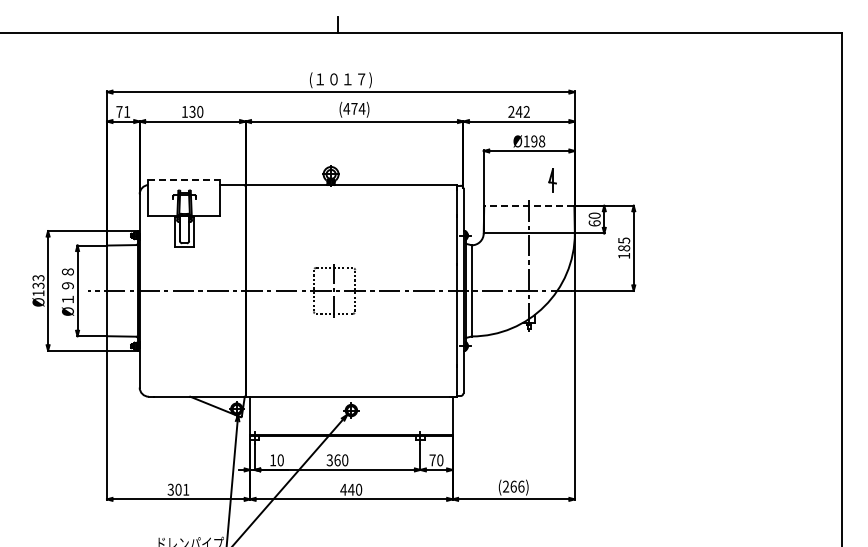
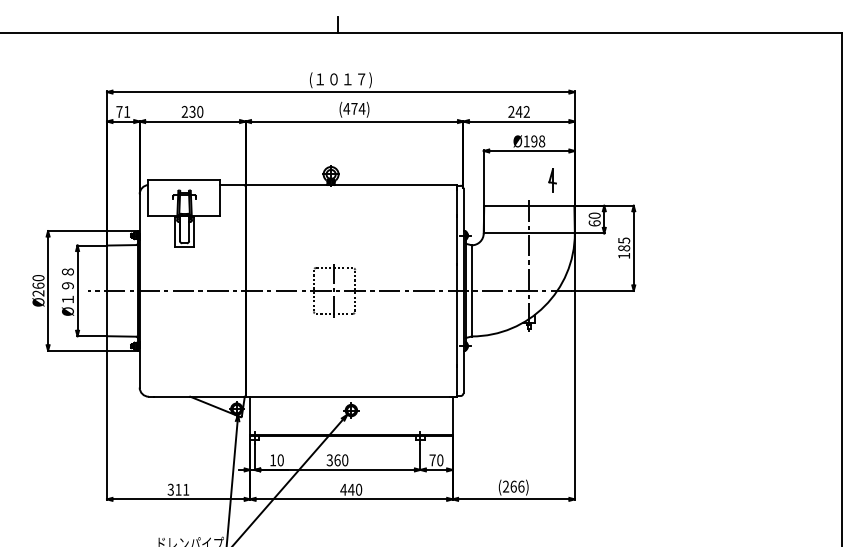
text: 130 -> 230 (184, 111)
line: dashed -> solid (184, 180)
line: dashed -> solid (529, 205)
text: Ø133 -> Ø260 (38, 285)
text: 301 -> 311 (178, 489)
